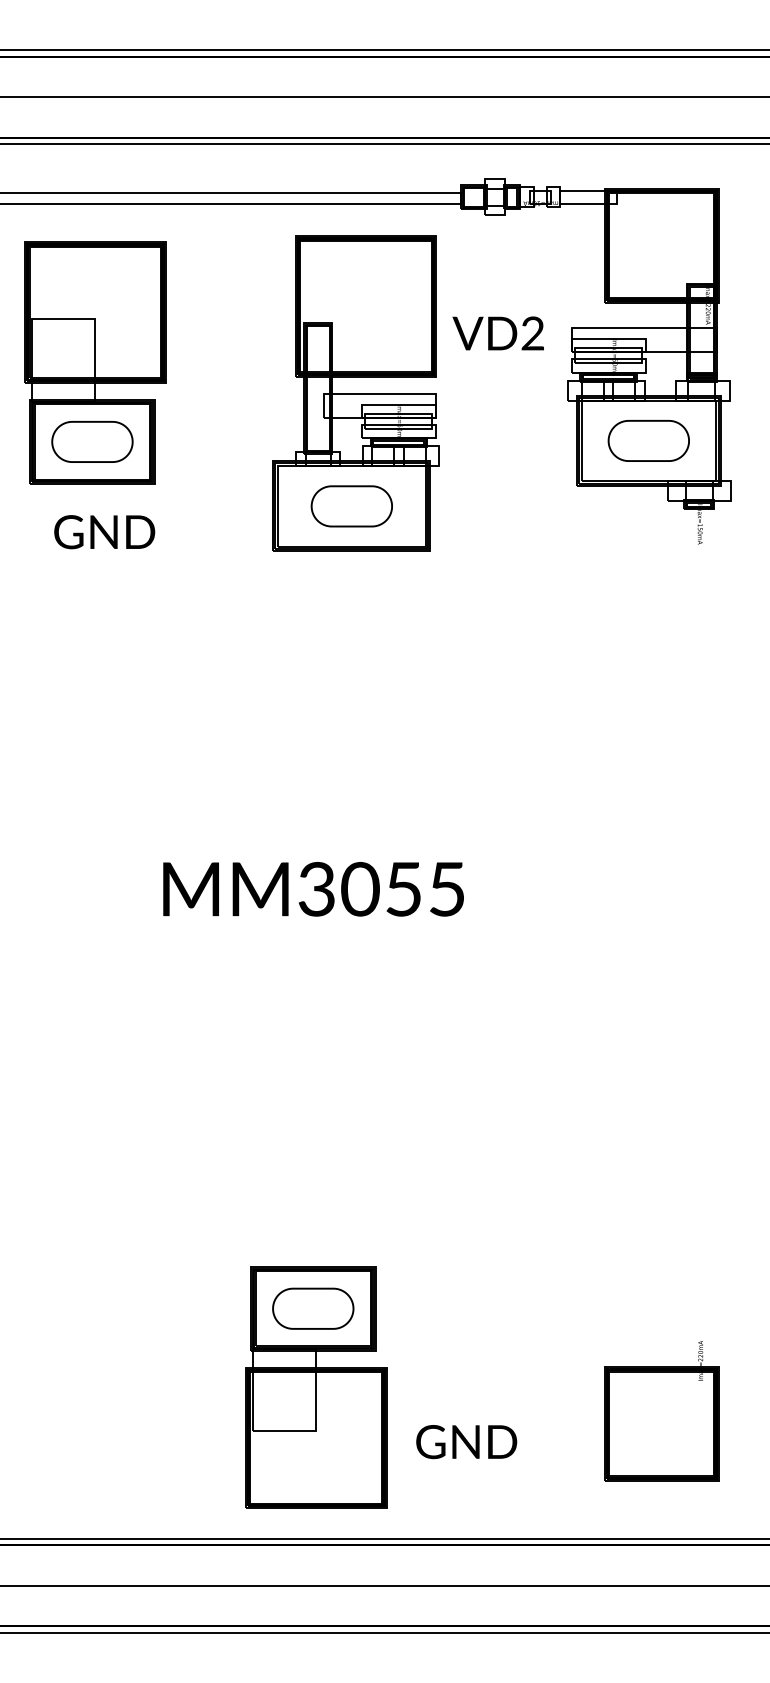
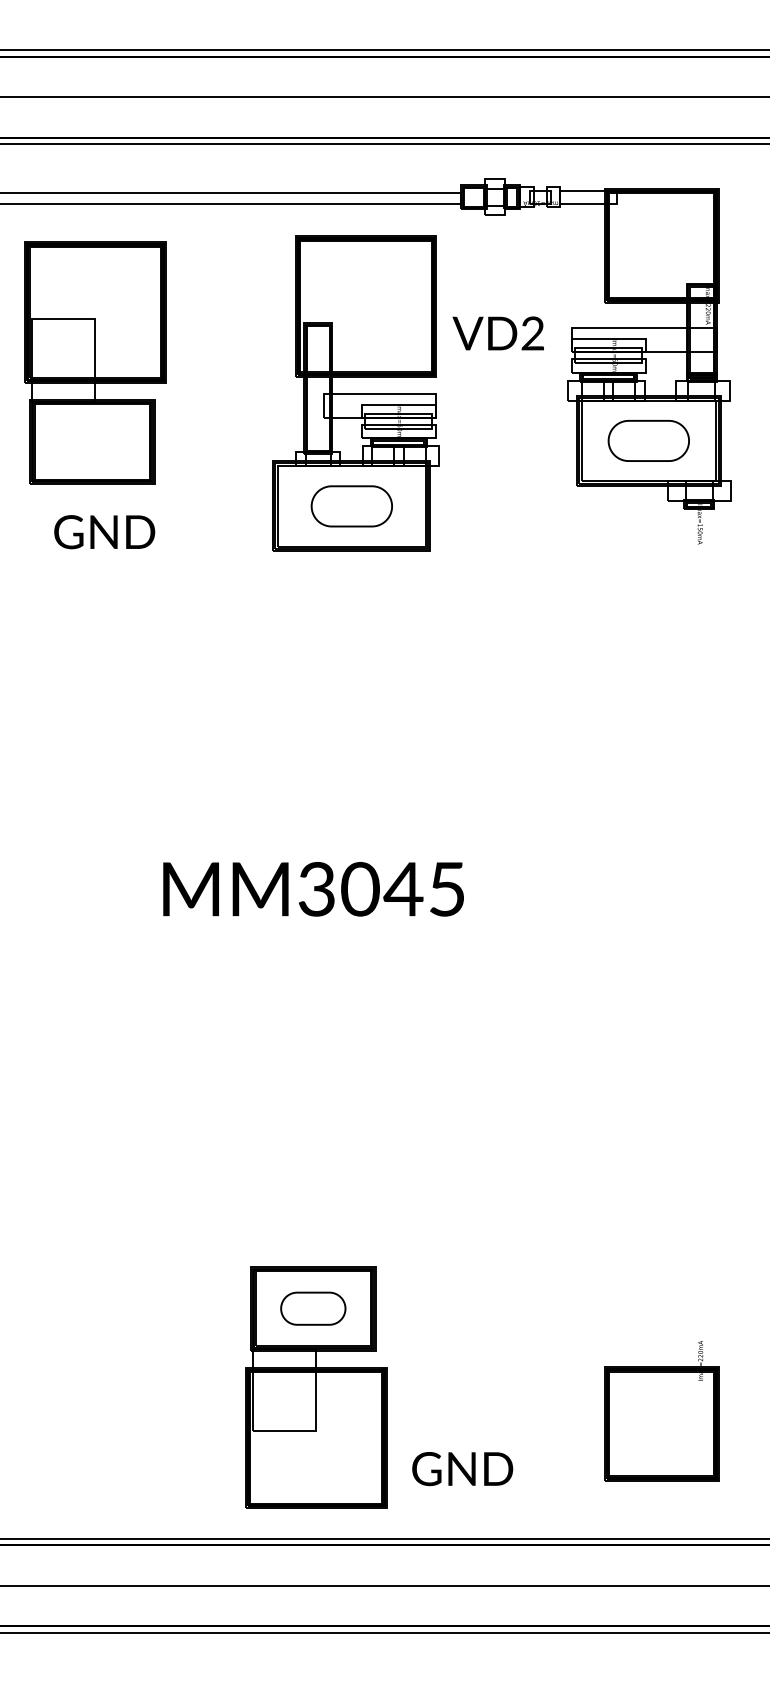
part: present -> none (92, 441)
text: MM3055 -> MM3045 (403, 889)
part size: 83x43 px -> 67x35 px (313, 1308)
text position: (466, 1442) -> (462, 1469) (462, 1469)
